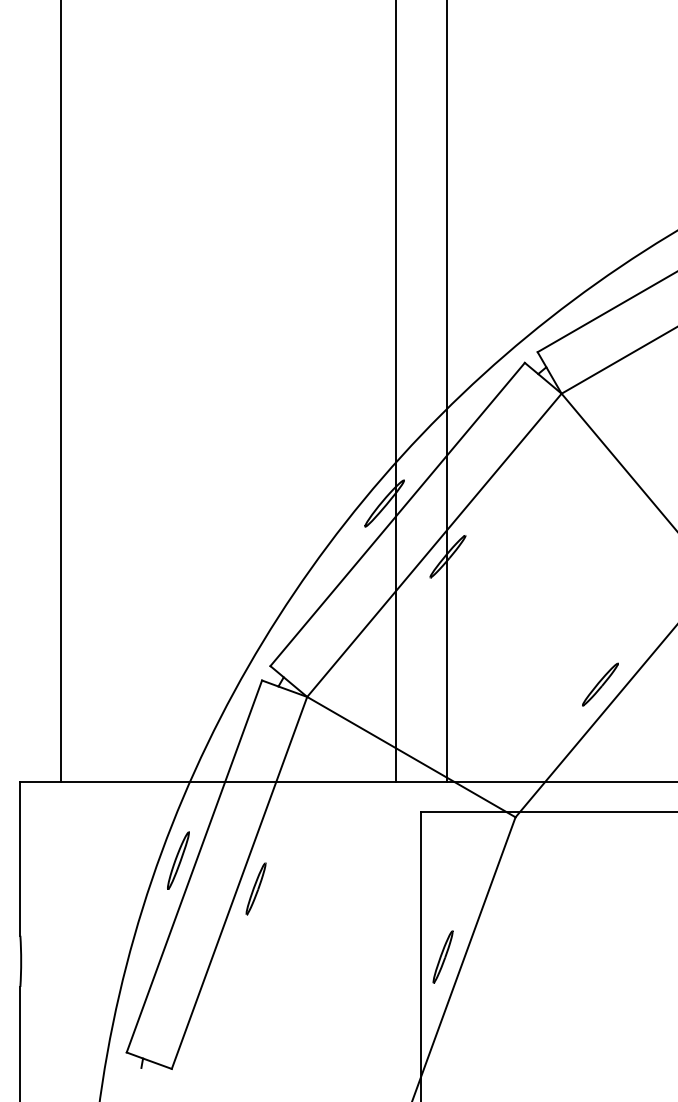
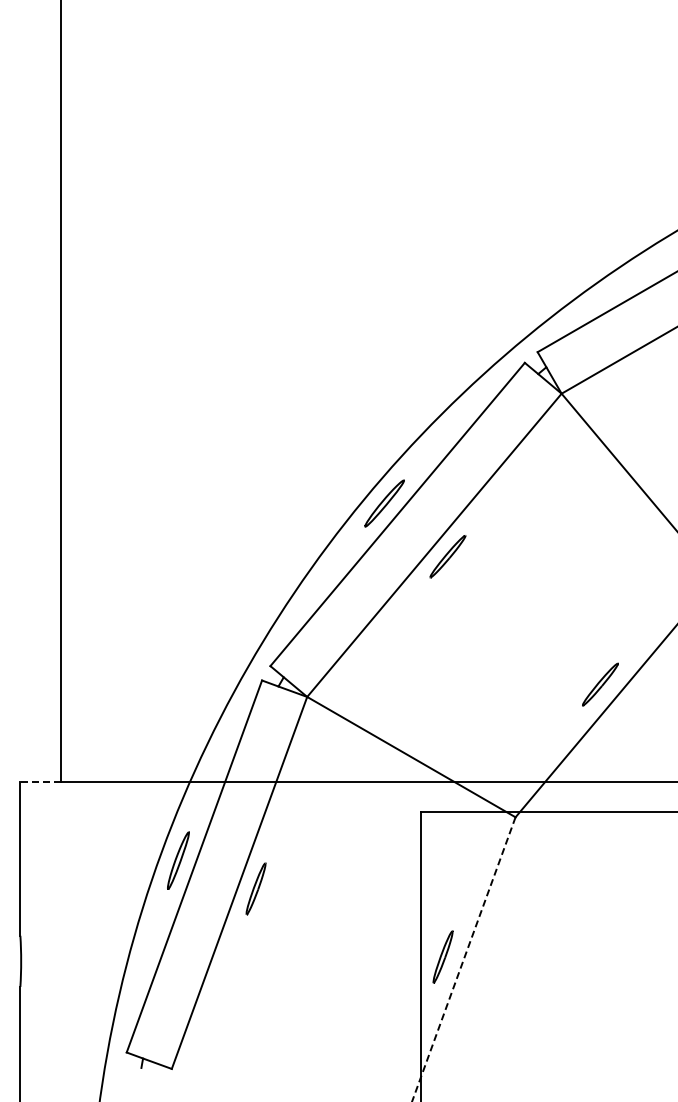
line: present -> none (396, 392)
line: present -> none (447, 392)
line: solid -> dashed (39, 782)
line: solid -> dashed (463, 959)
